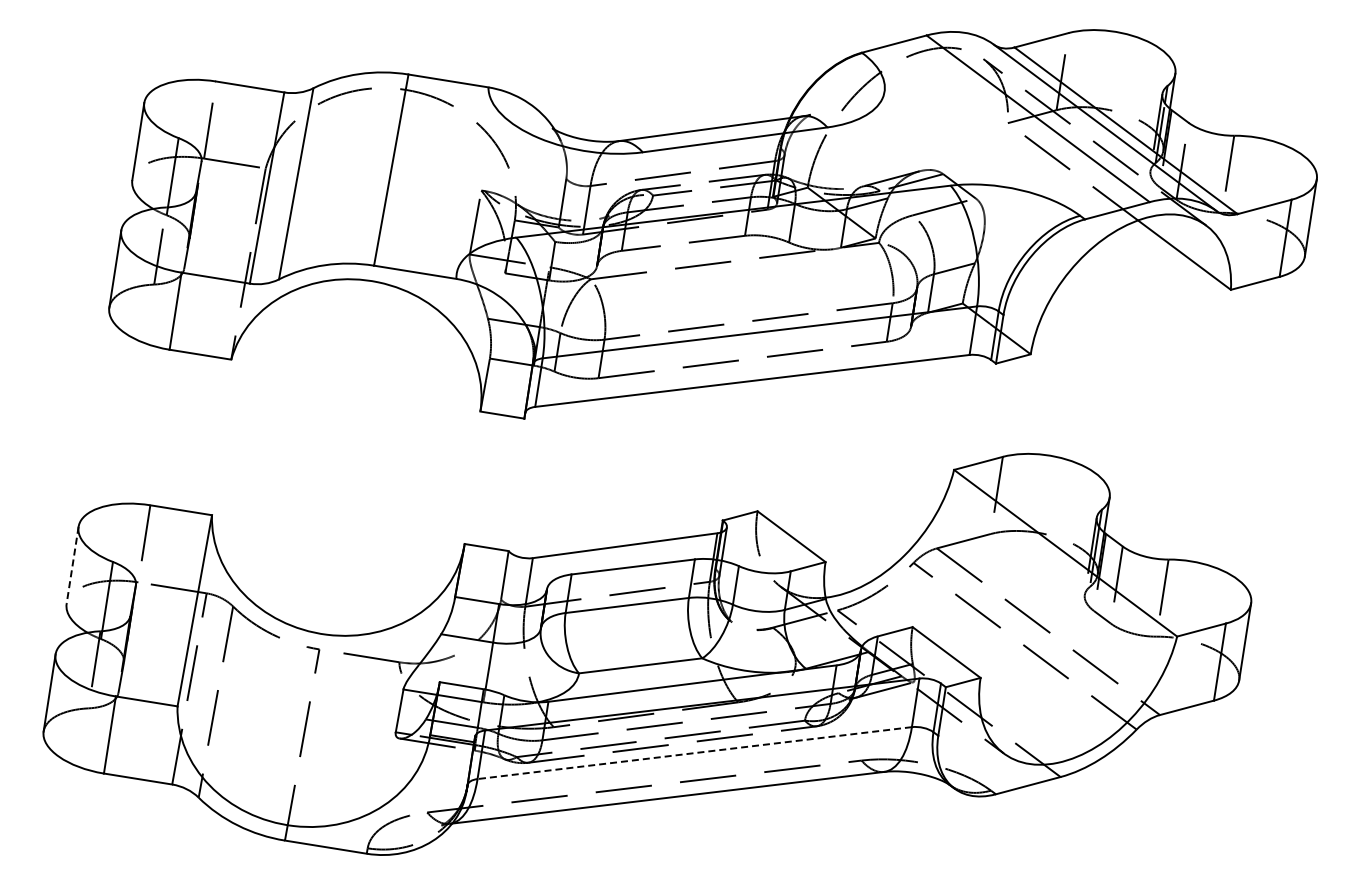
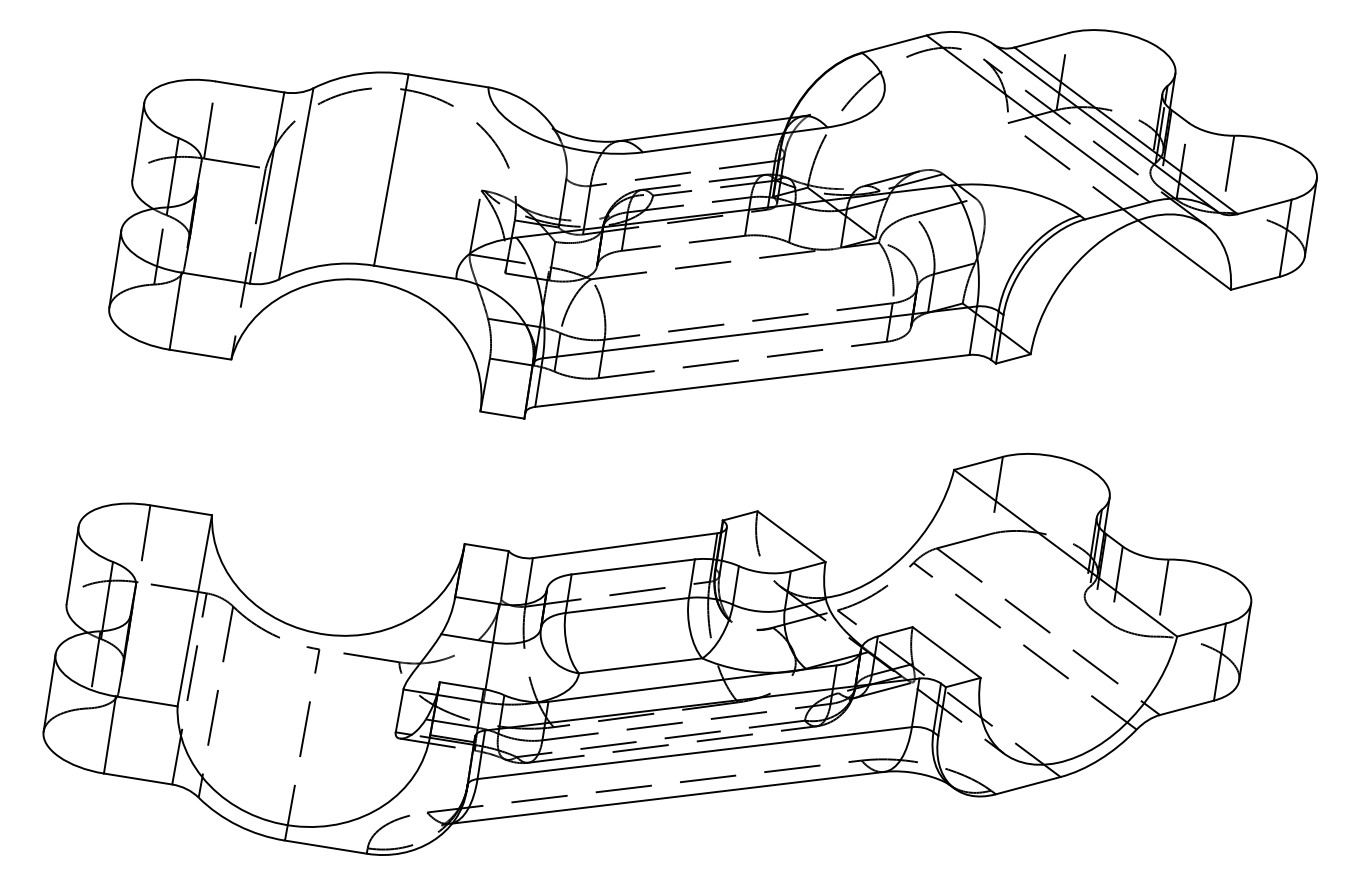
line: dashed -> solid (72, 565)
line: dashed -> solid (694, 753)
